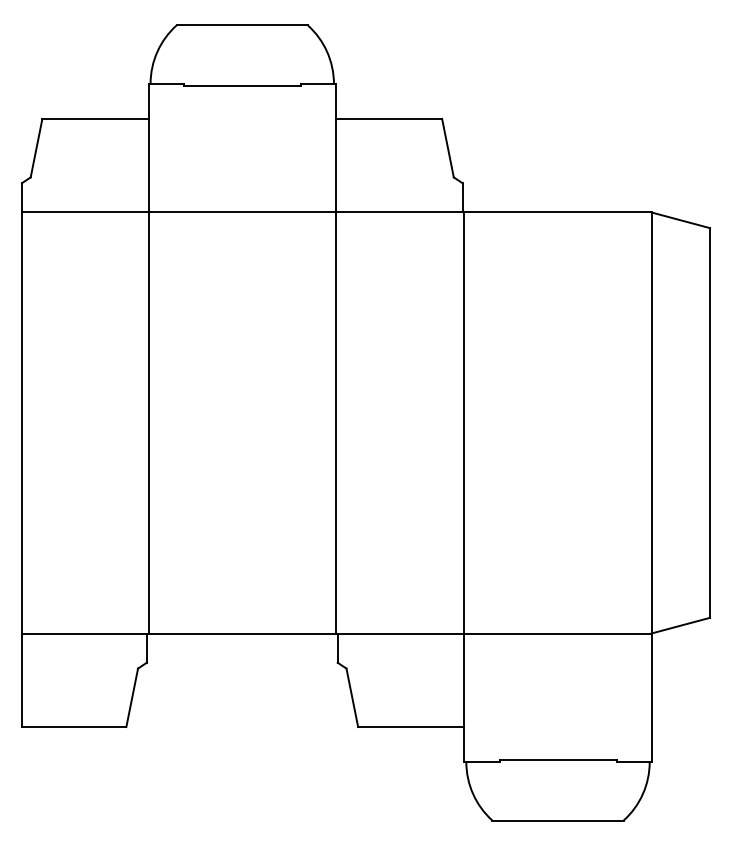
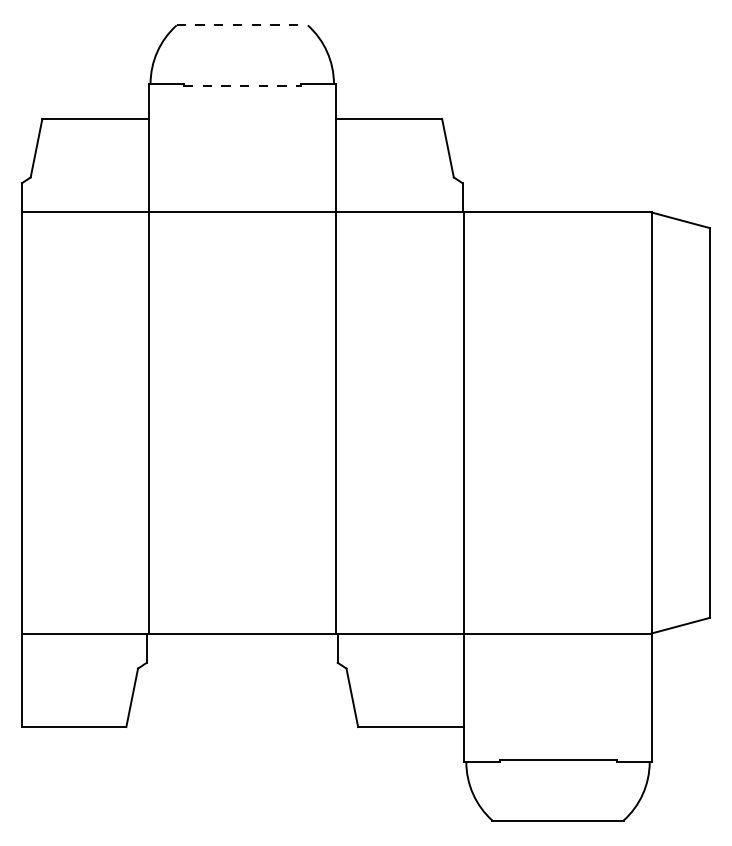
line: solid -> dashed (242, 25)
line: solid -> dashed (242, 85)
